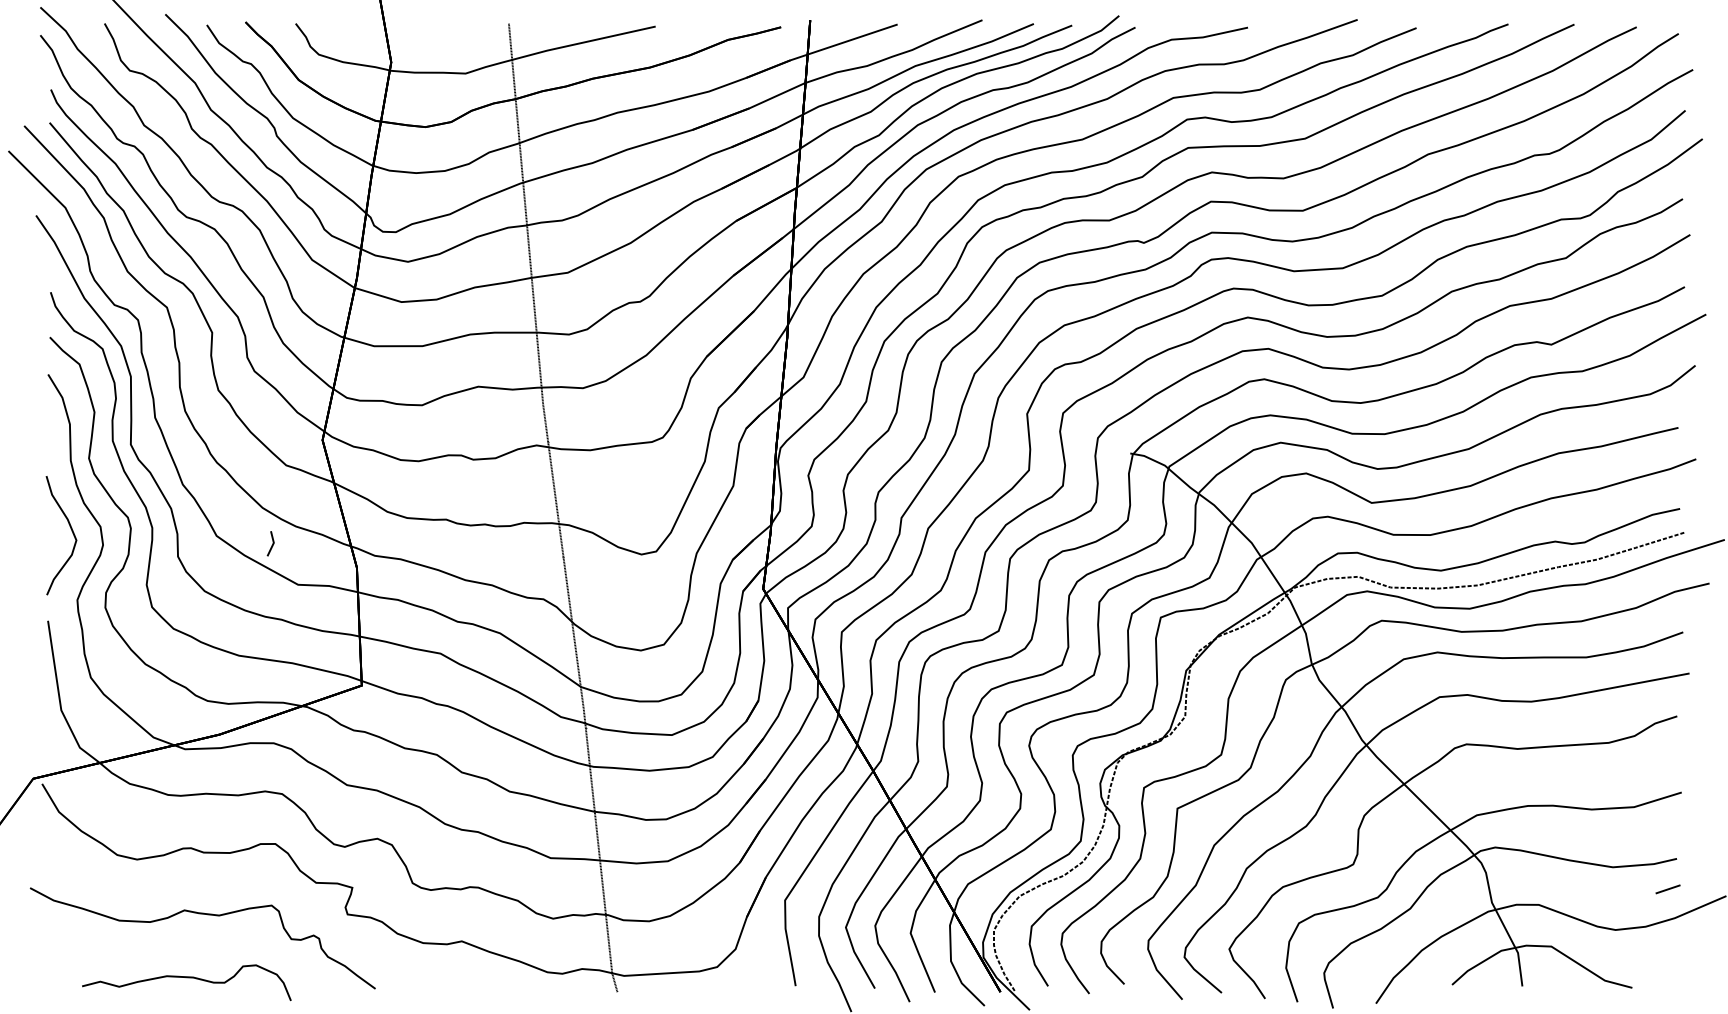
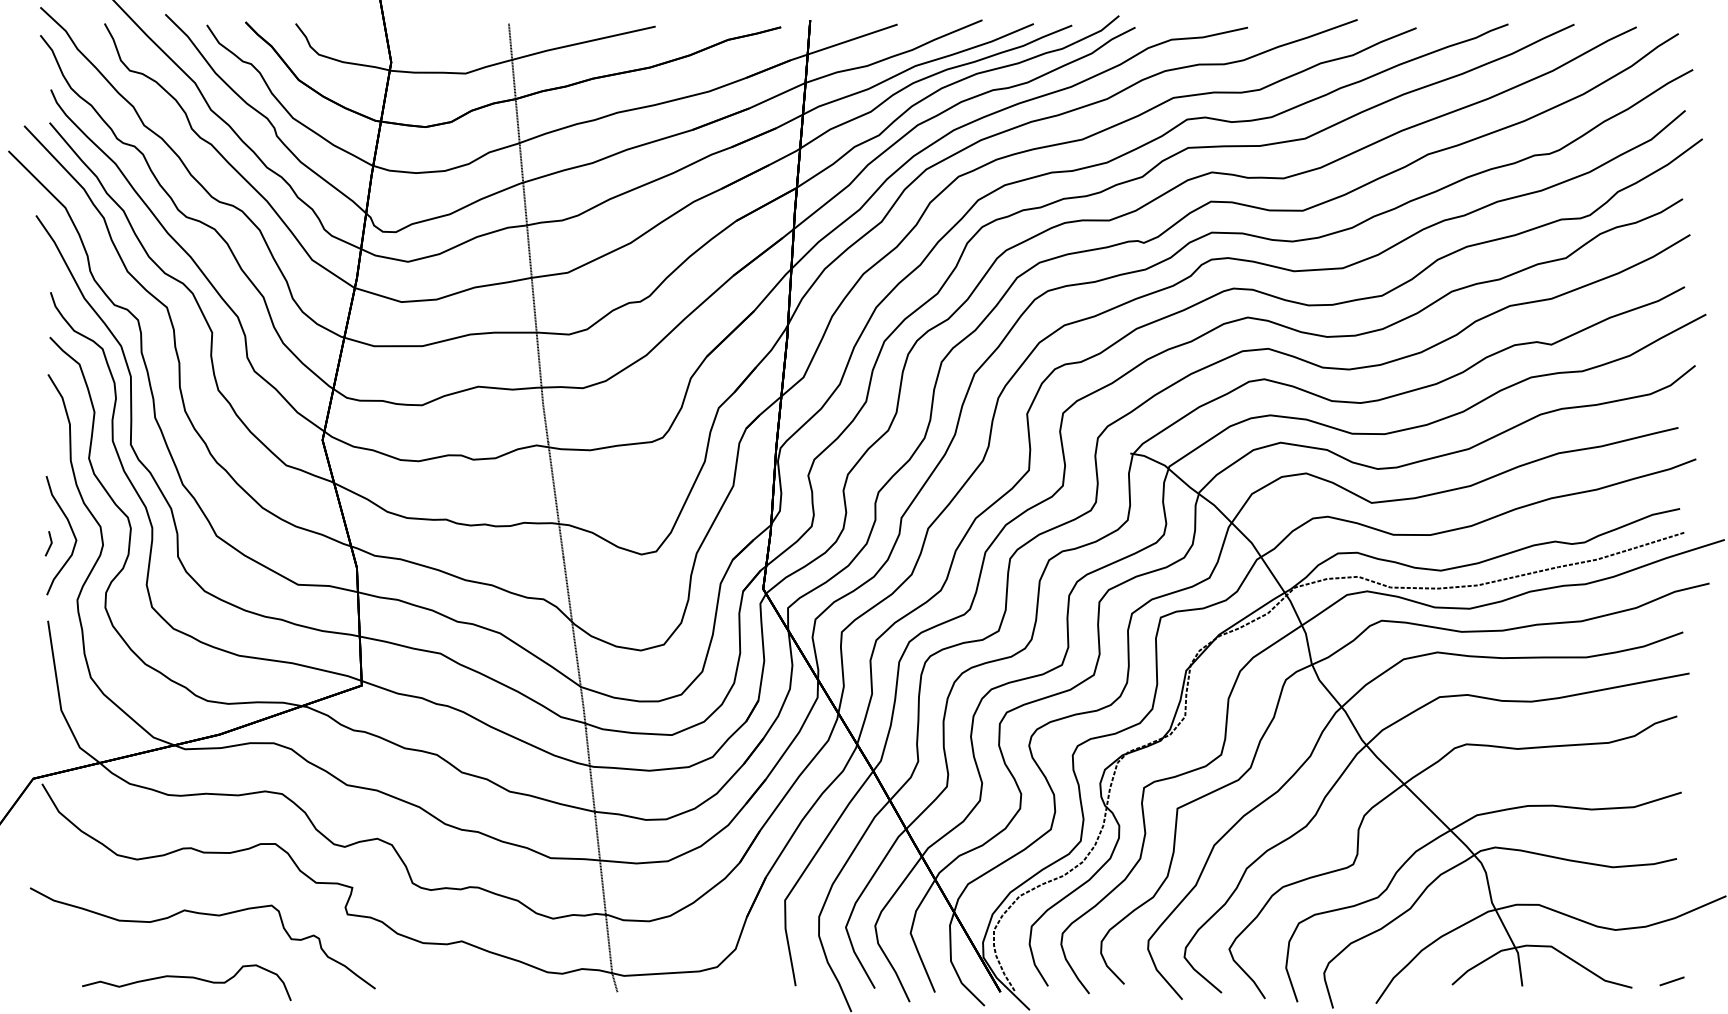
line position: (272, 543) -> (50, 543) (50, 543)
line position: (1667, 889) -> (1671, 981) (1671, 981)
